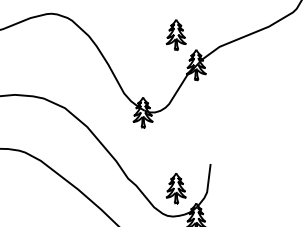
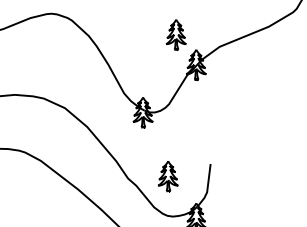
part position: (175, 188) -> (167, 176) (167, 176)
